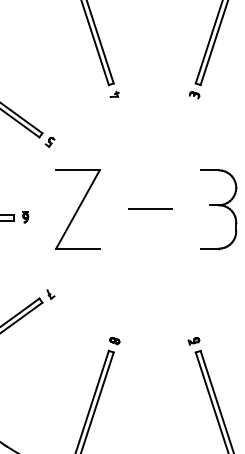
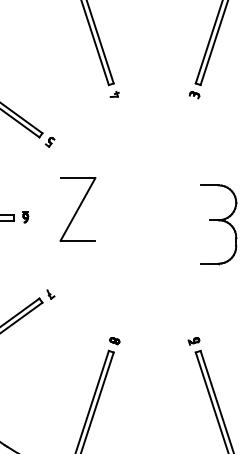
part size: 46x81 px -> 38x65 px (77, 209)
line: present -> none (150, 209)
part position: (218, 209) -> (218, 224) (218, 224)
